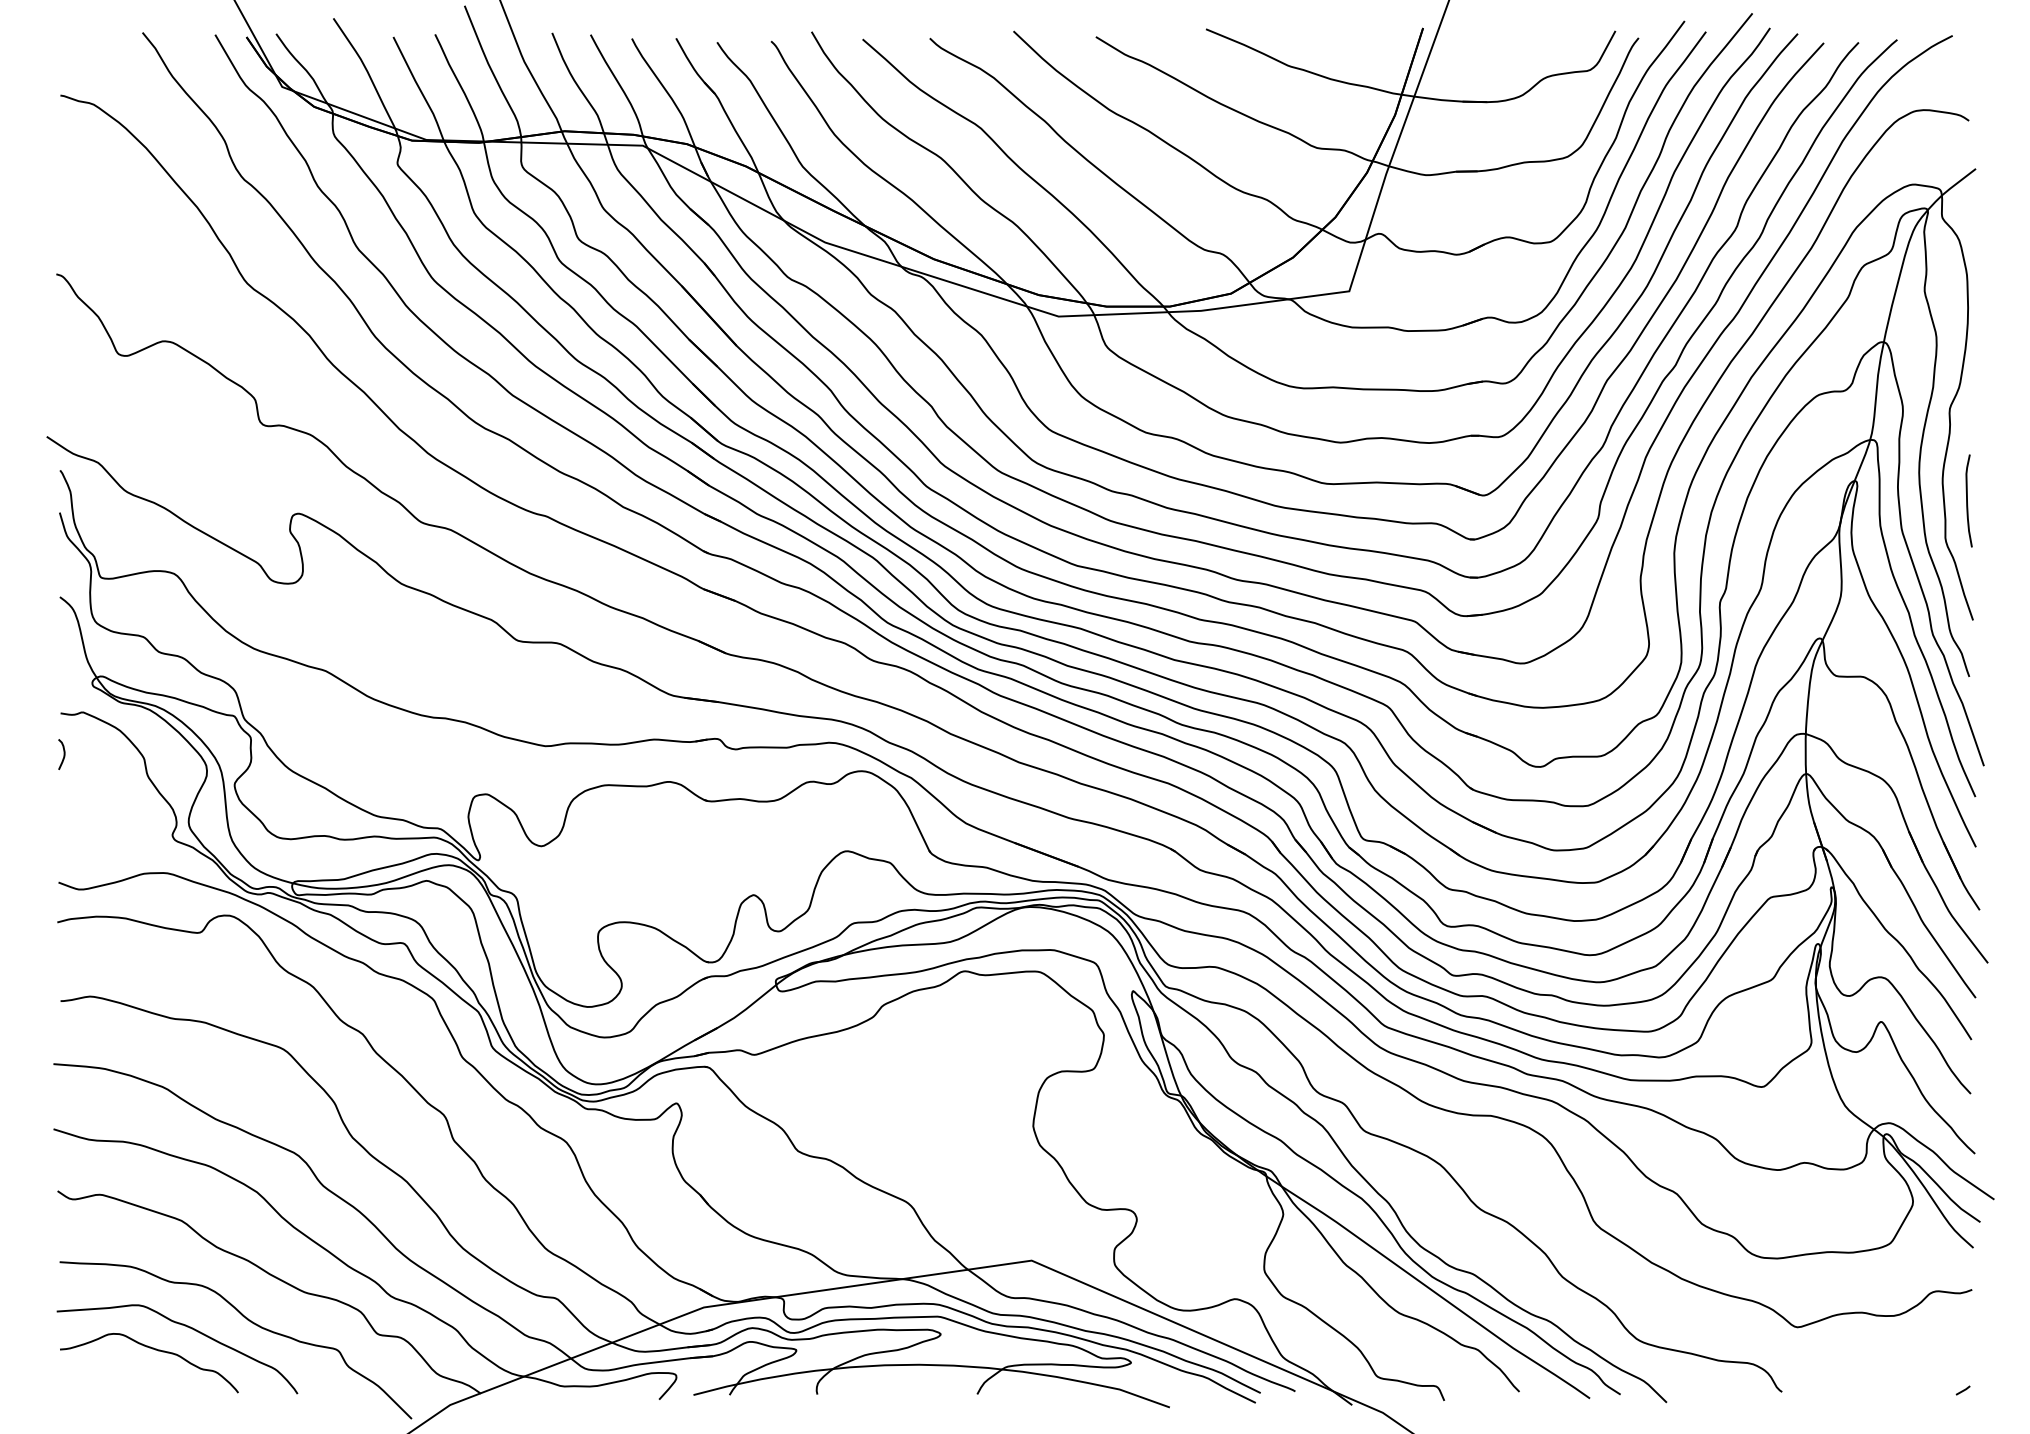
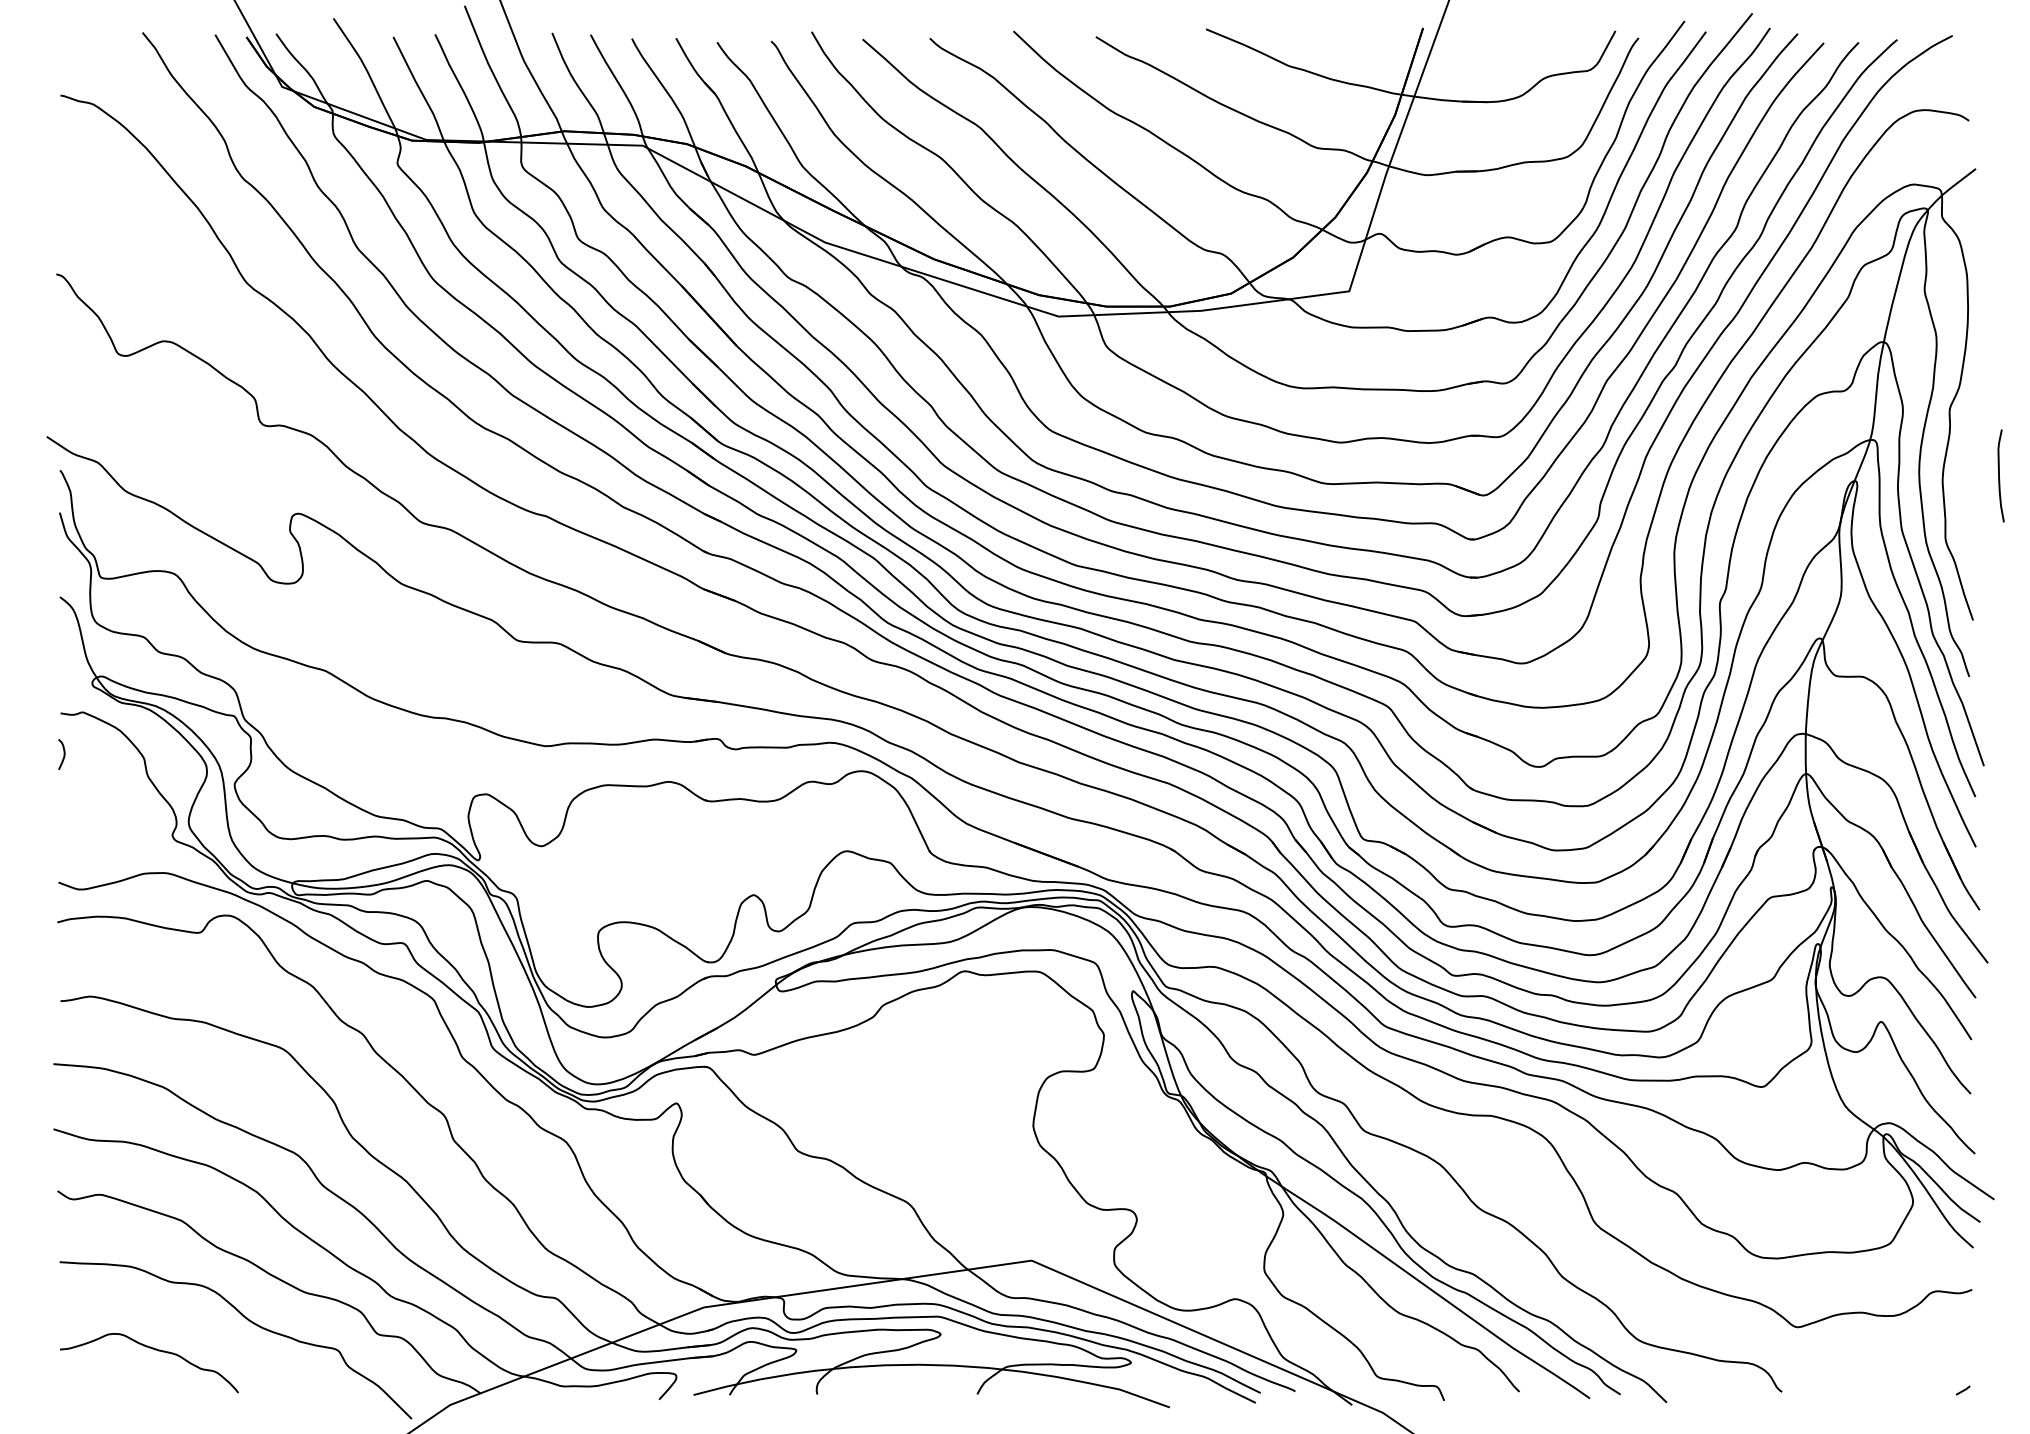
curve position: (1967, 500) -> (1999, 475) (1999, 475)
curve: present -> none (184, 1326)
